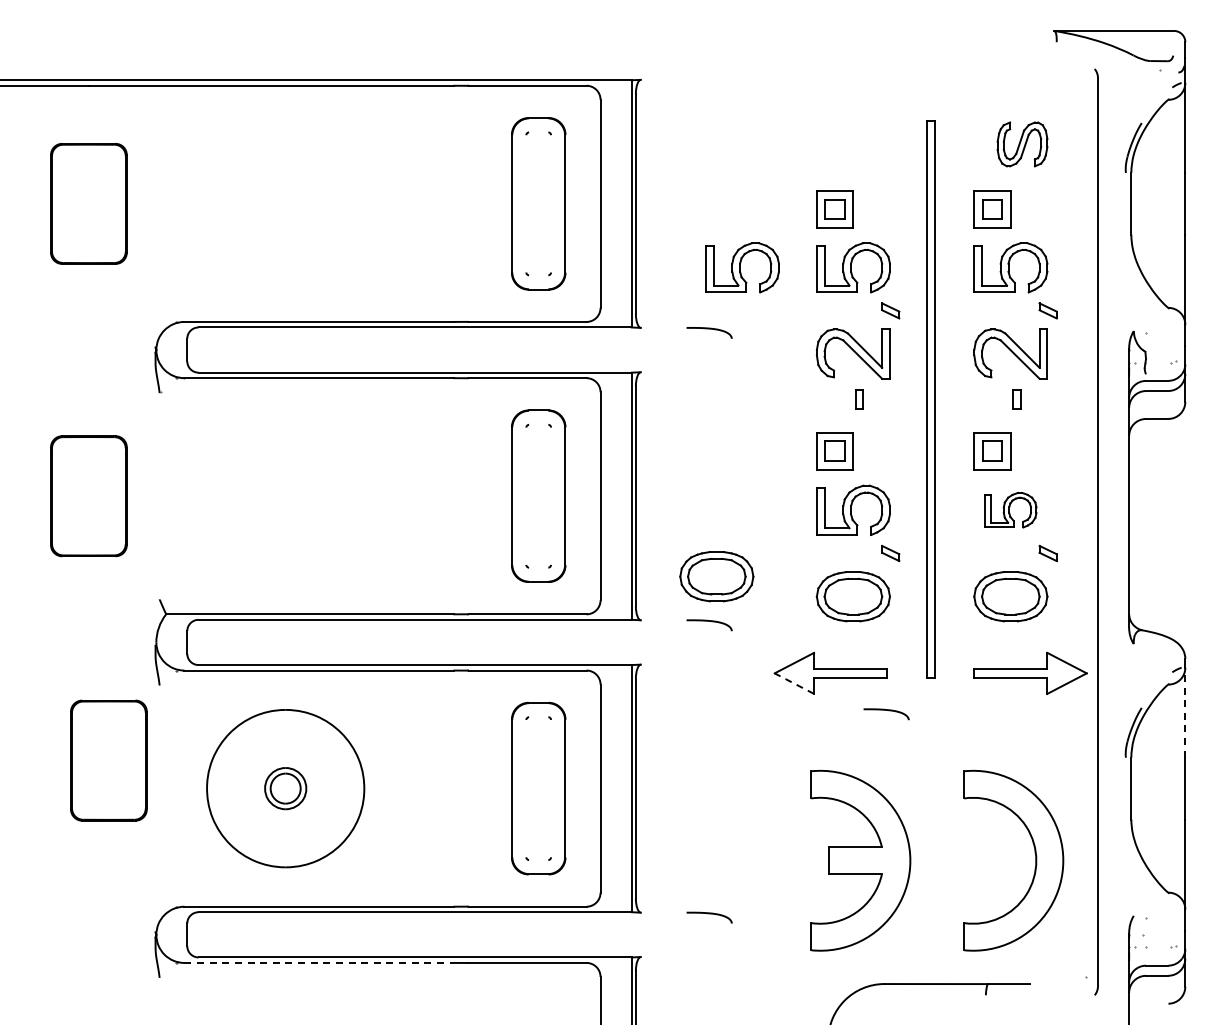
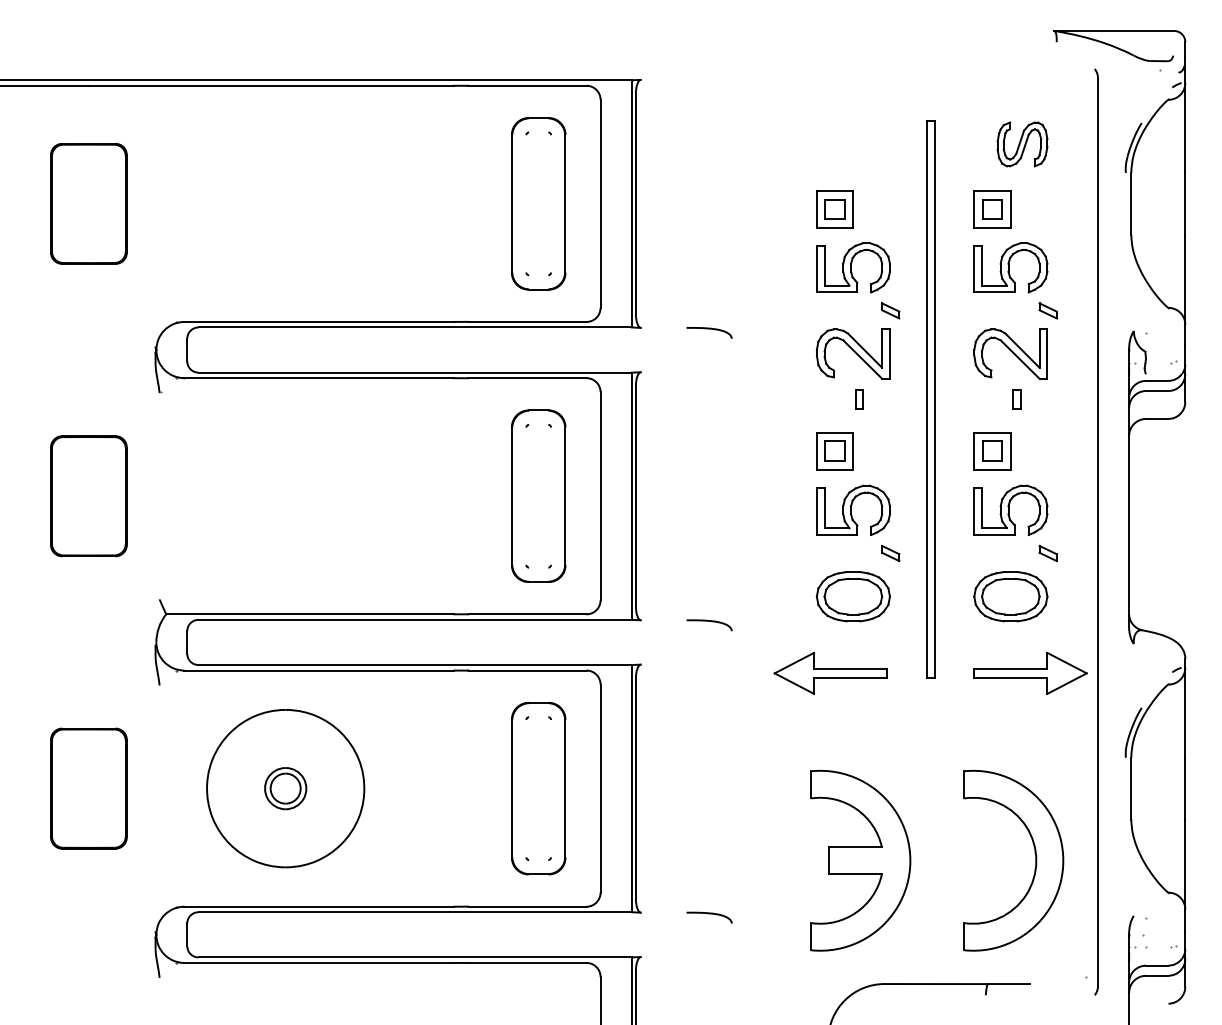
part: present -> none (742, 267)
part size: 54x37 px -> 76x52 px (1010, 509)
part: present -> none (716, 576)
line: dashed -> solid (793, 683)
curve: present -> none (888, 711)
line: dashed -> solid (1185, 712)
part position: (108, 760) -> (88, 788) (88, 788)
line: dashed -> solid (319, 962)
